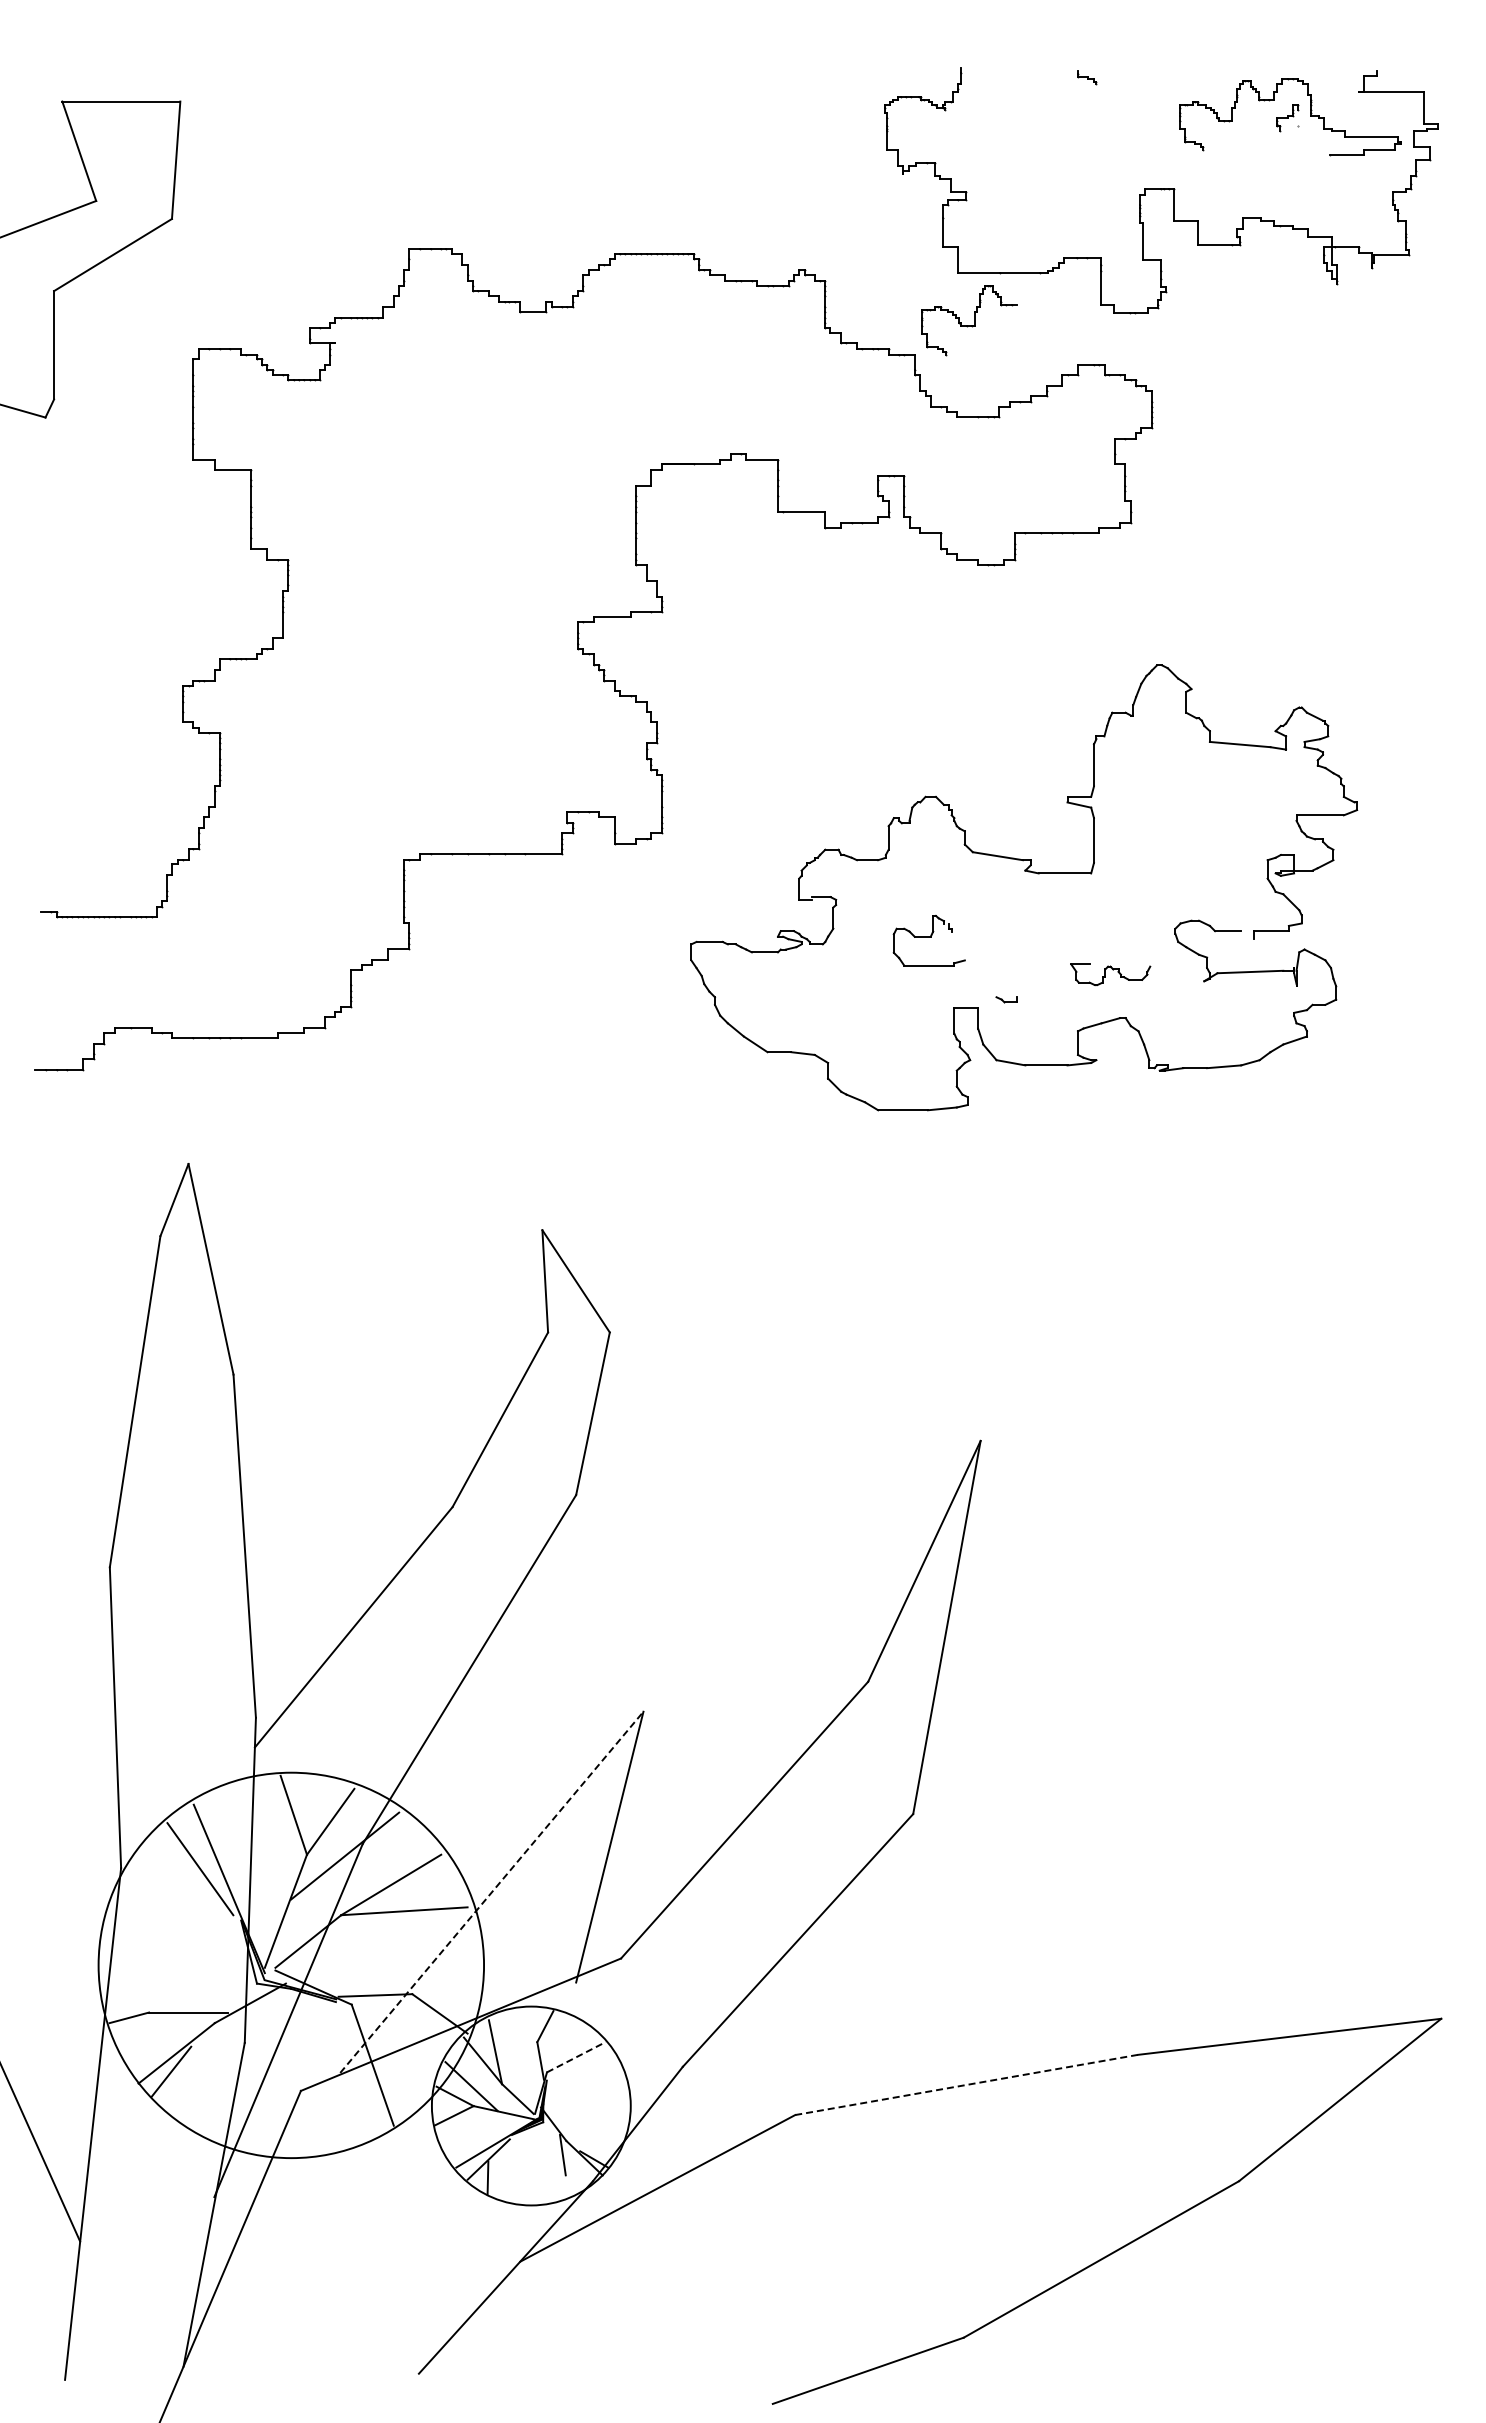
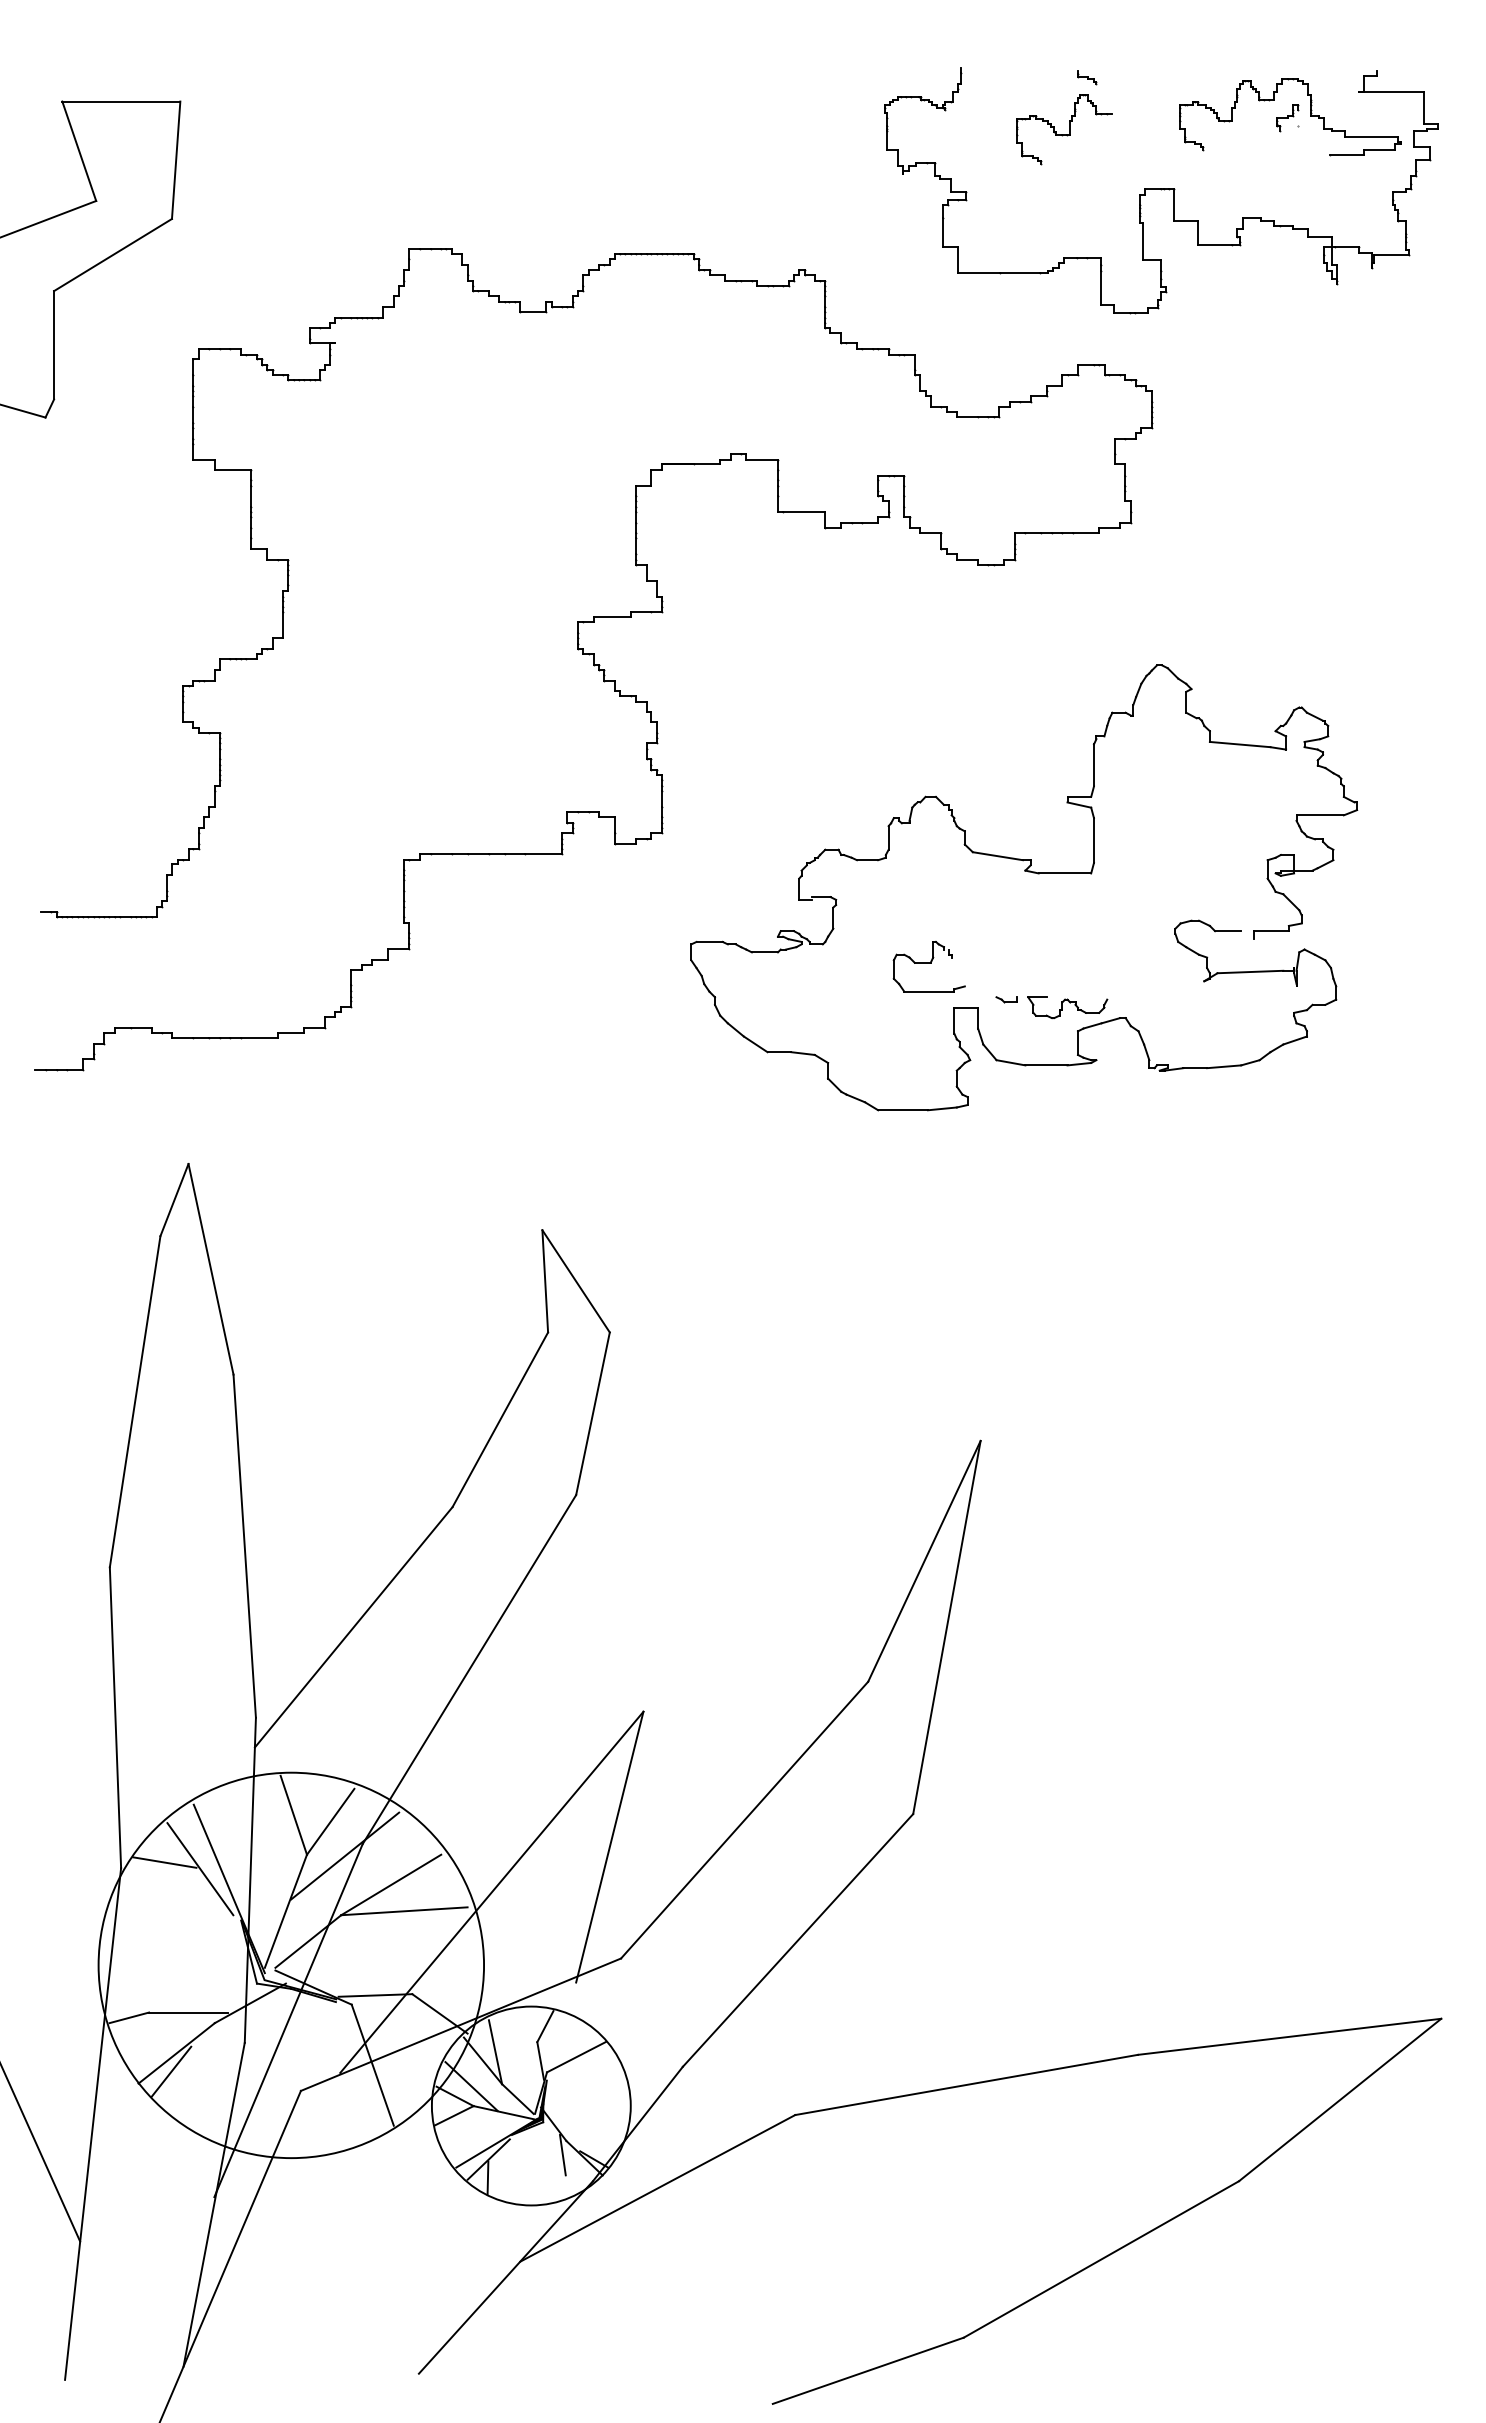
part position: (969, 320) -> (1064, 129) (1064, 129)
part position: (928, 940) -> (928, 966) (928, 966)
part position: (1110, 974) -> (1067, 1007) (1067, 1007)
line: none -> present (164, 1862)
line: dashed -> solid (491, 1892)
line: dashed -> solid (576, 2056)
line: dashed -> solid (966, 2084)
